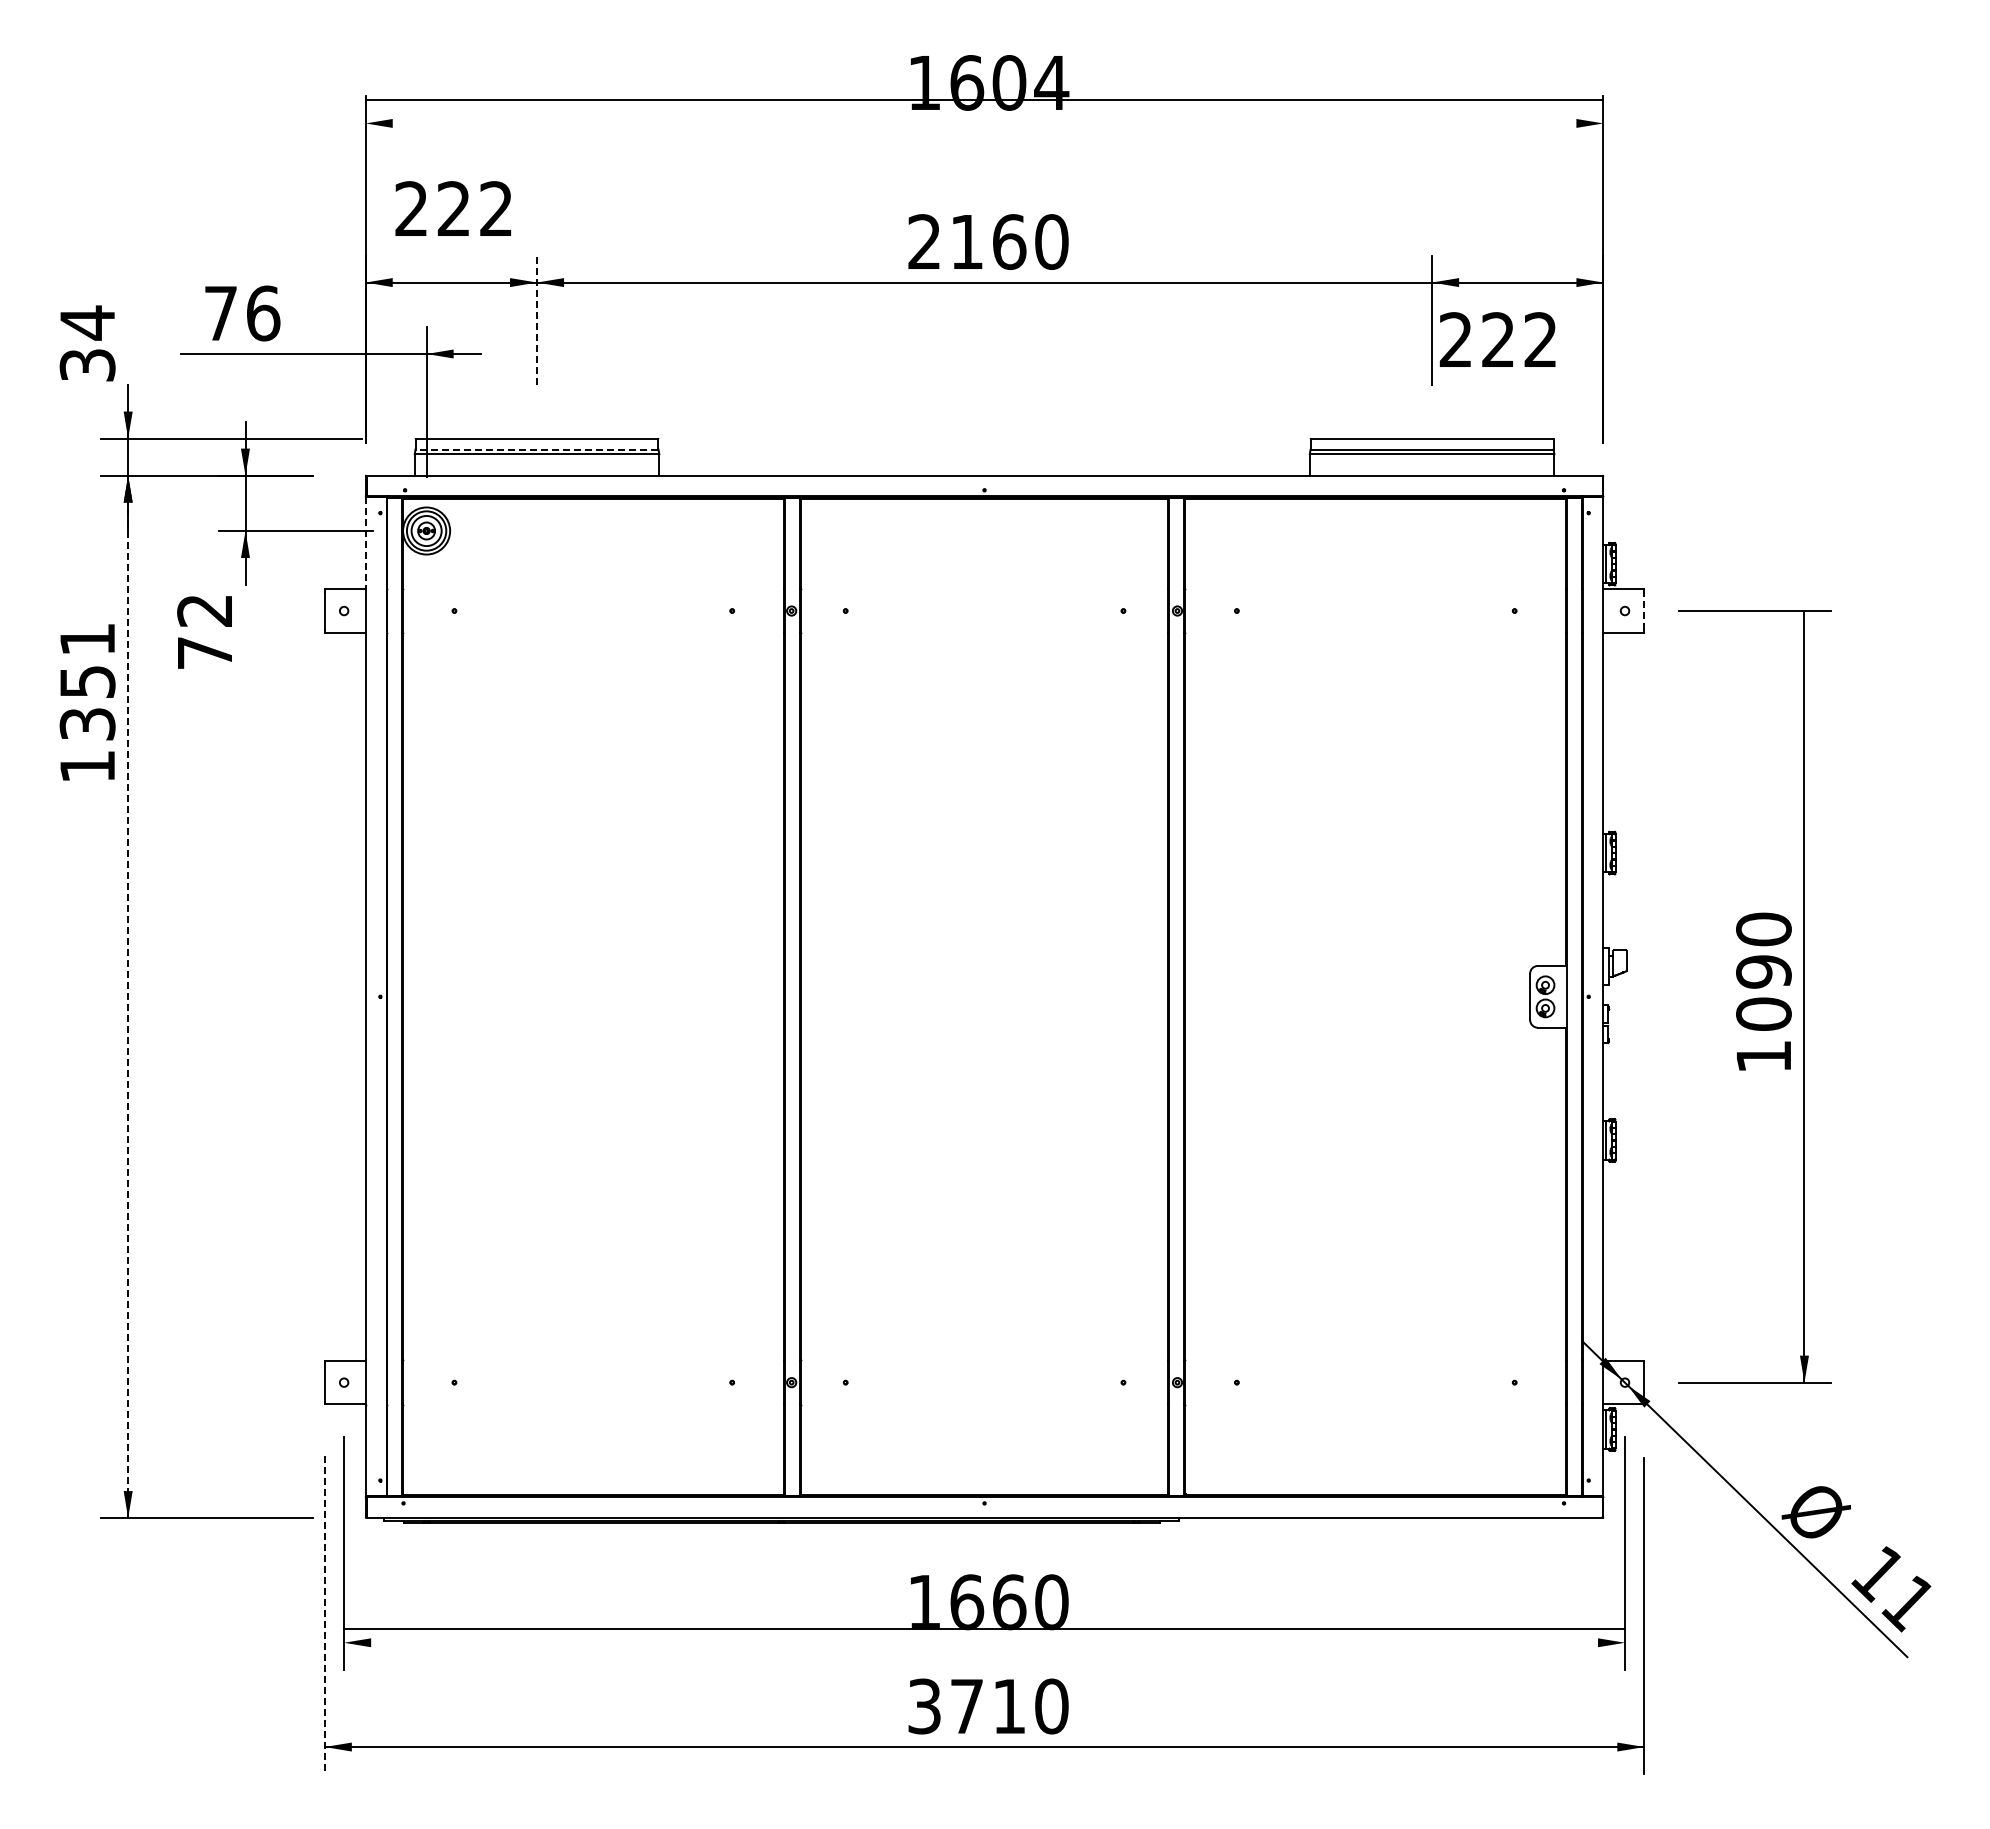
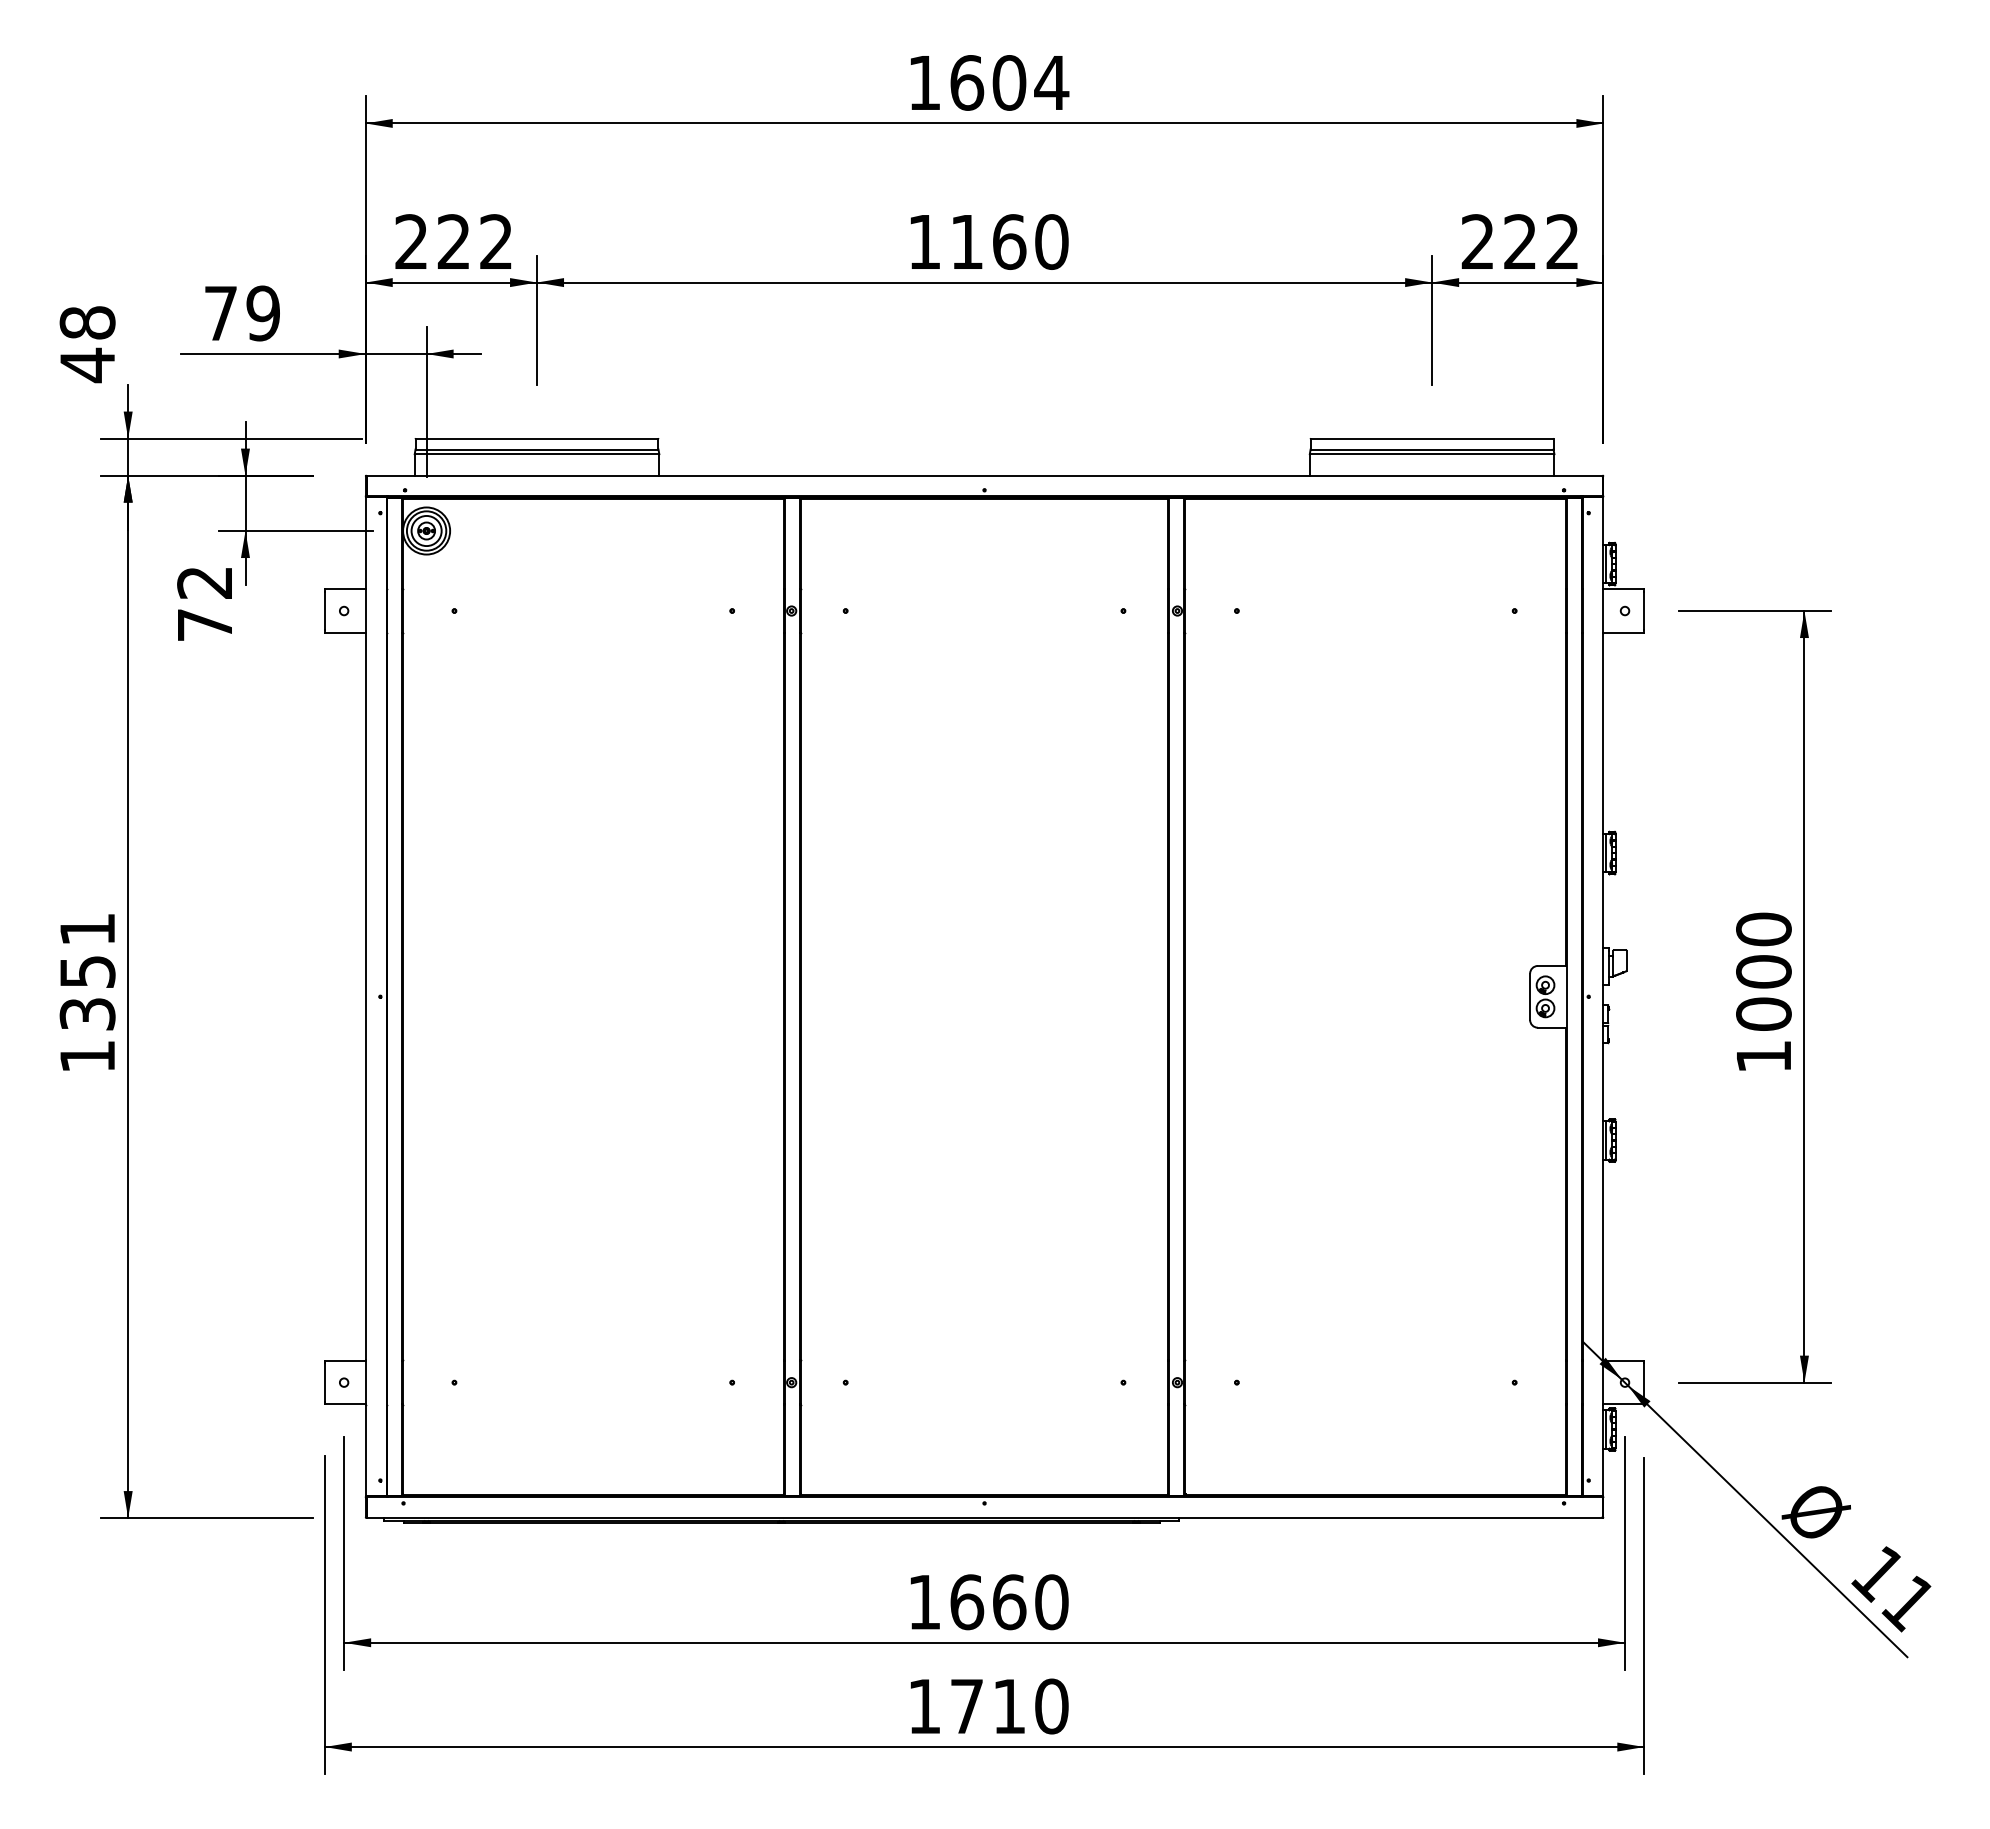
line position: (984, 100) -> (984, 123) (984, 123)
text position: (453, 208) -> (453, 241) (453, 241)
text: 2160 -> 1160 (923, 241)
fill: none -> present (1418, 282)
text: 76 -> 79 (263, 313)
line: dashed -> solid (537, 320)
text position: (1497, 339) -> (1519, 241) (1519, 241)
text: 34 -> 48 (87, 344)
fill: none -> present (351, 353)
line: dashed -> solid (536, 449)
line: dashed -> solid (365, 542)
line: dashed -> solid (1644, 610)
fill: none -> present (1803, 624)
text position: (204, 632) -> (204, 604) (204, 604)
text position: (87, 702) -> (87, 992) (87, 992)
text: 1090 -> 1000 (1763, 971)
line: dashed -> solid (128, 997)
line: dashed -> solid (324, 1615)
line position: (984, 1628) -> (984, 1642) (984, 1642)
text: 3710 -> 1710 (924, 1706)
